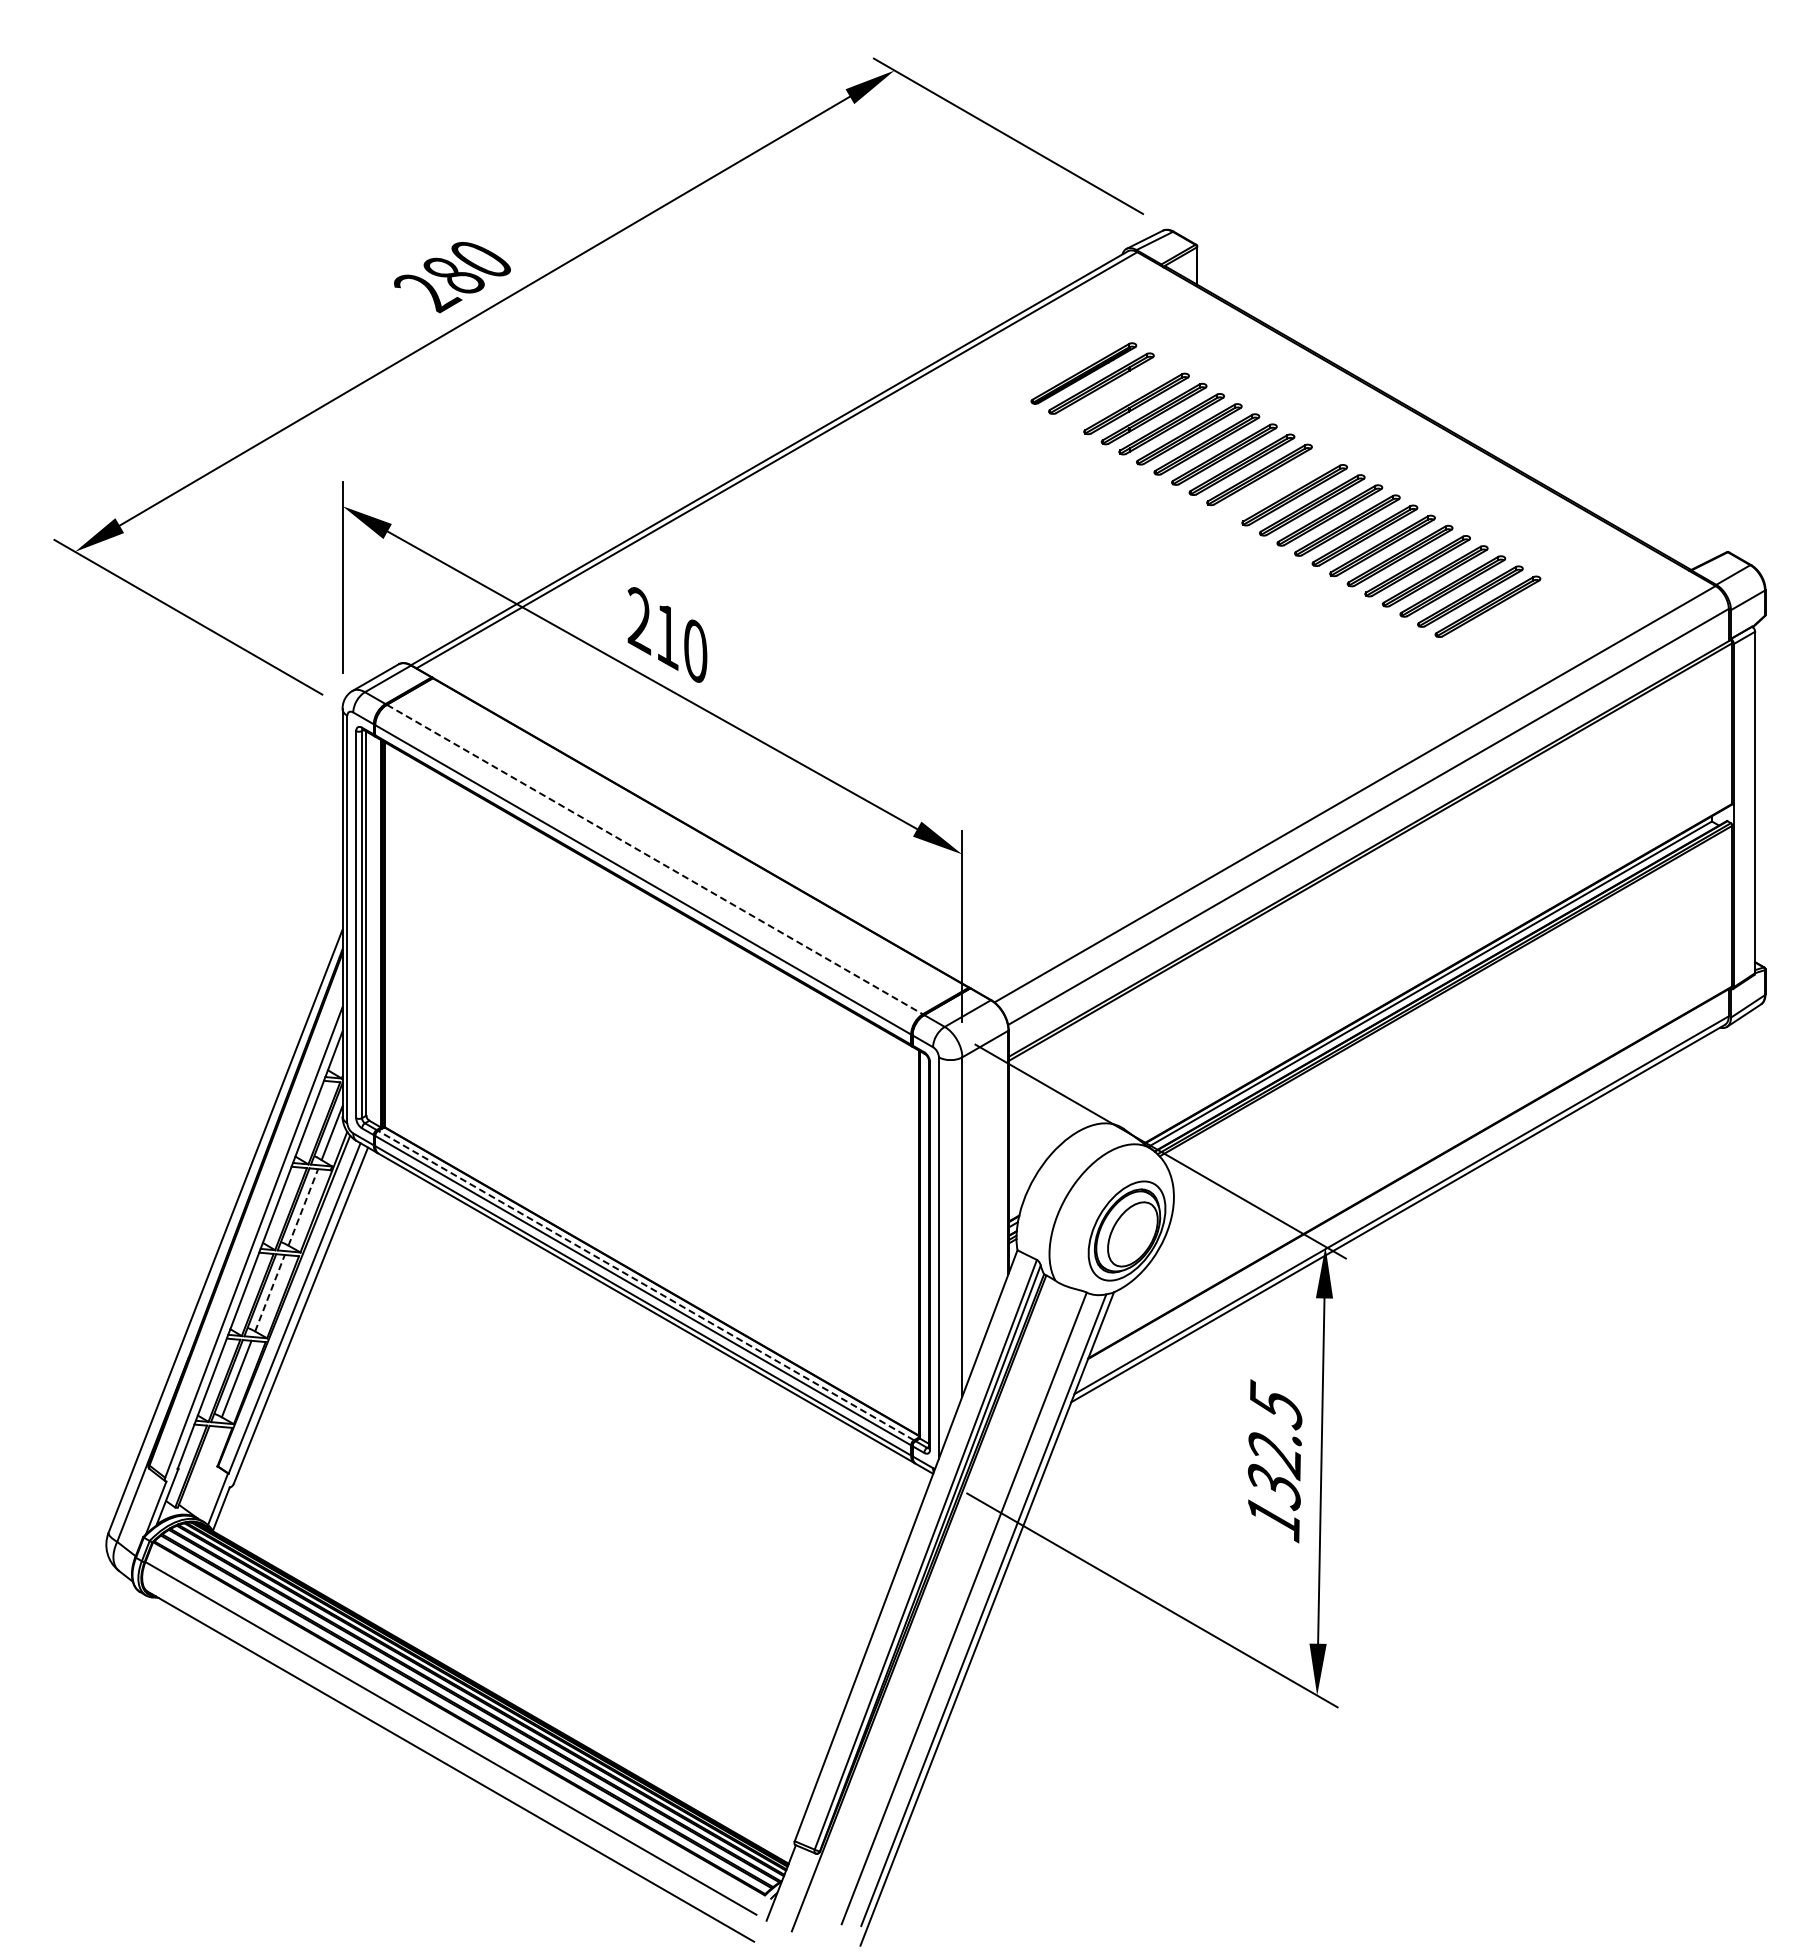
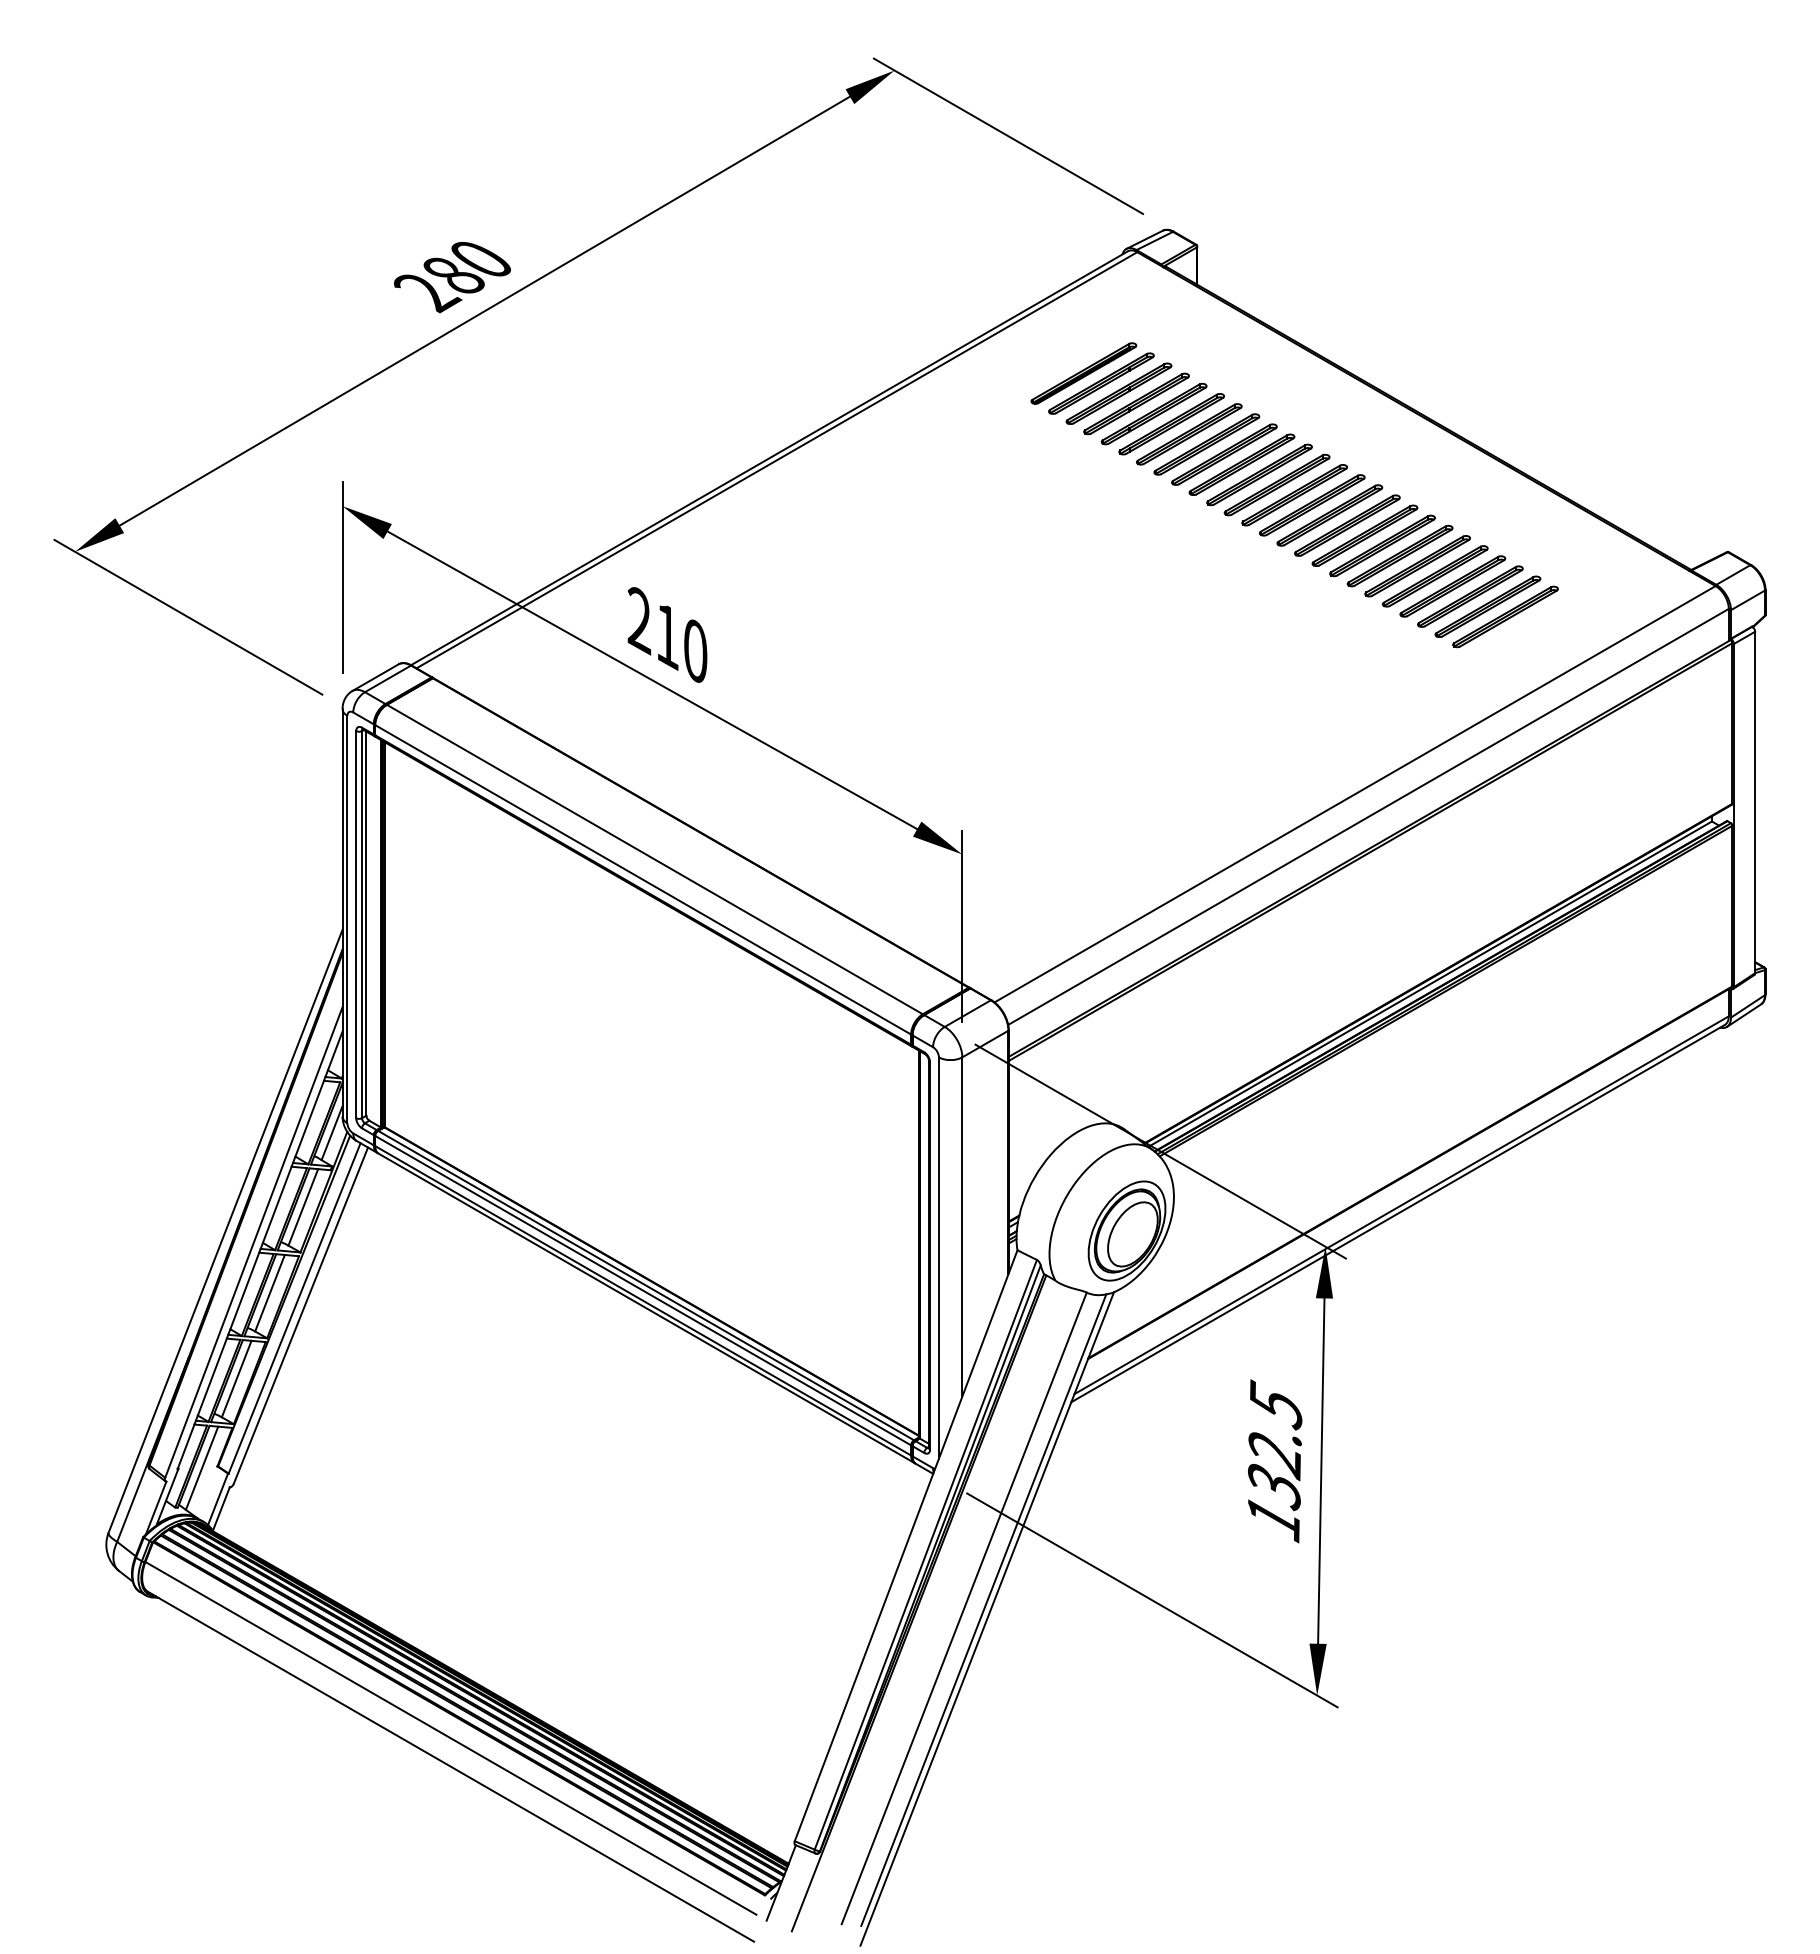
part: none -> present (1118, 393)
part: none -> present (1276, 484)
part: none -> present (1505, 616)
line: dashed -> solid (655, 859)
line: dashed -> solid (303, 1206)
line: dashed -> solid (645, 1285)
line: dashed -> solid (270, 1292)
line: none -> present (201, 1467)
